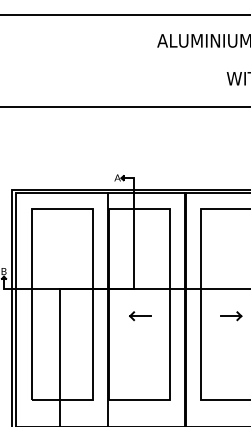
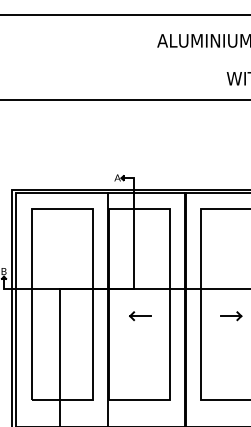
line position: (124, 107) -> (124, 100) (124, 100)
